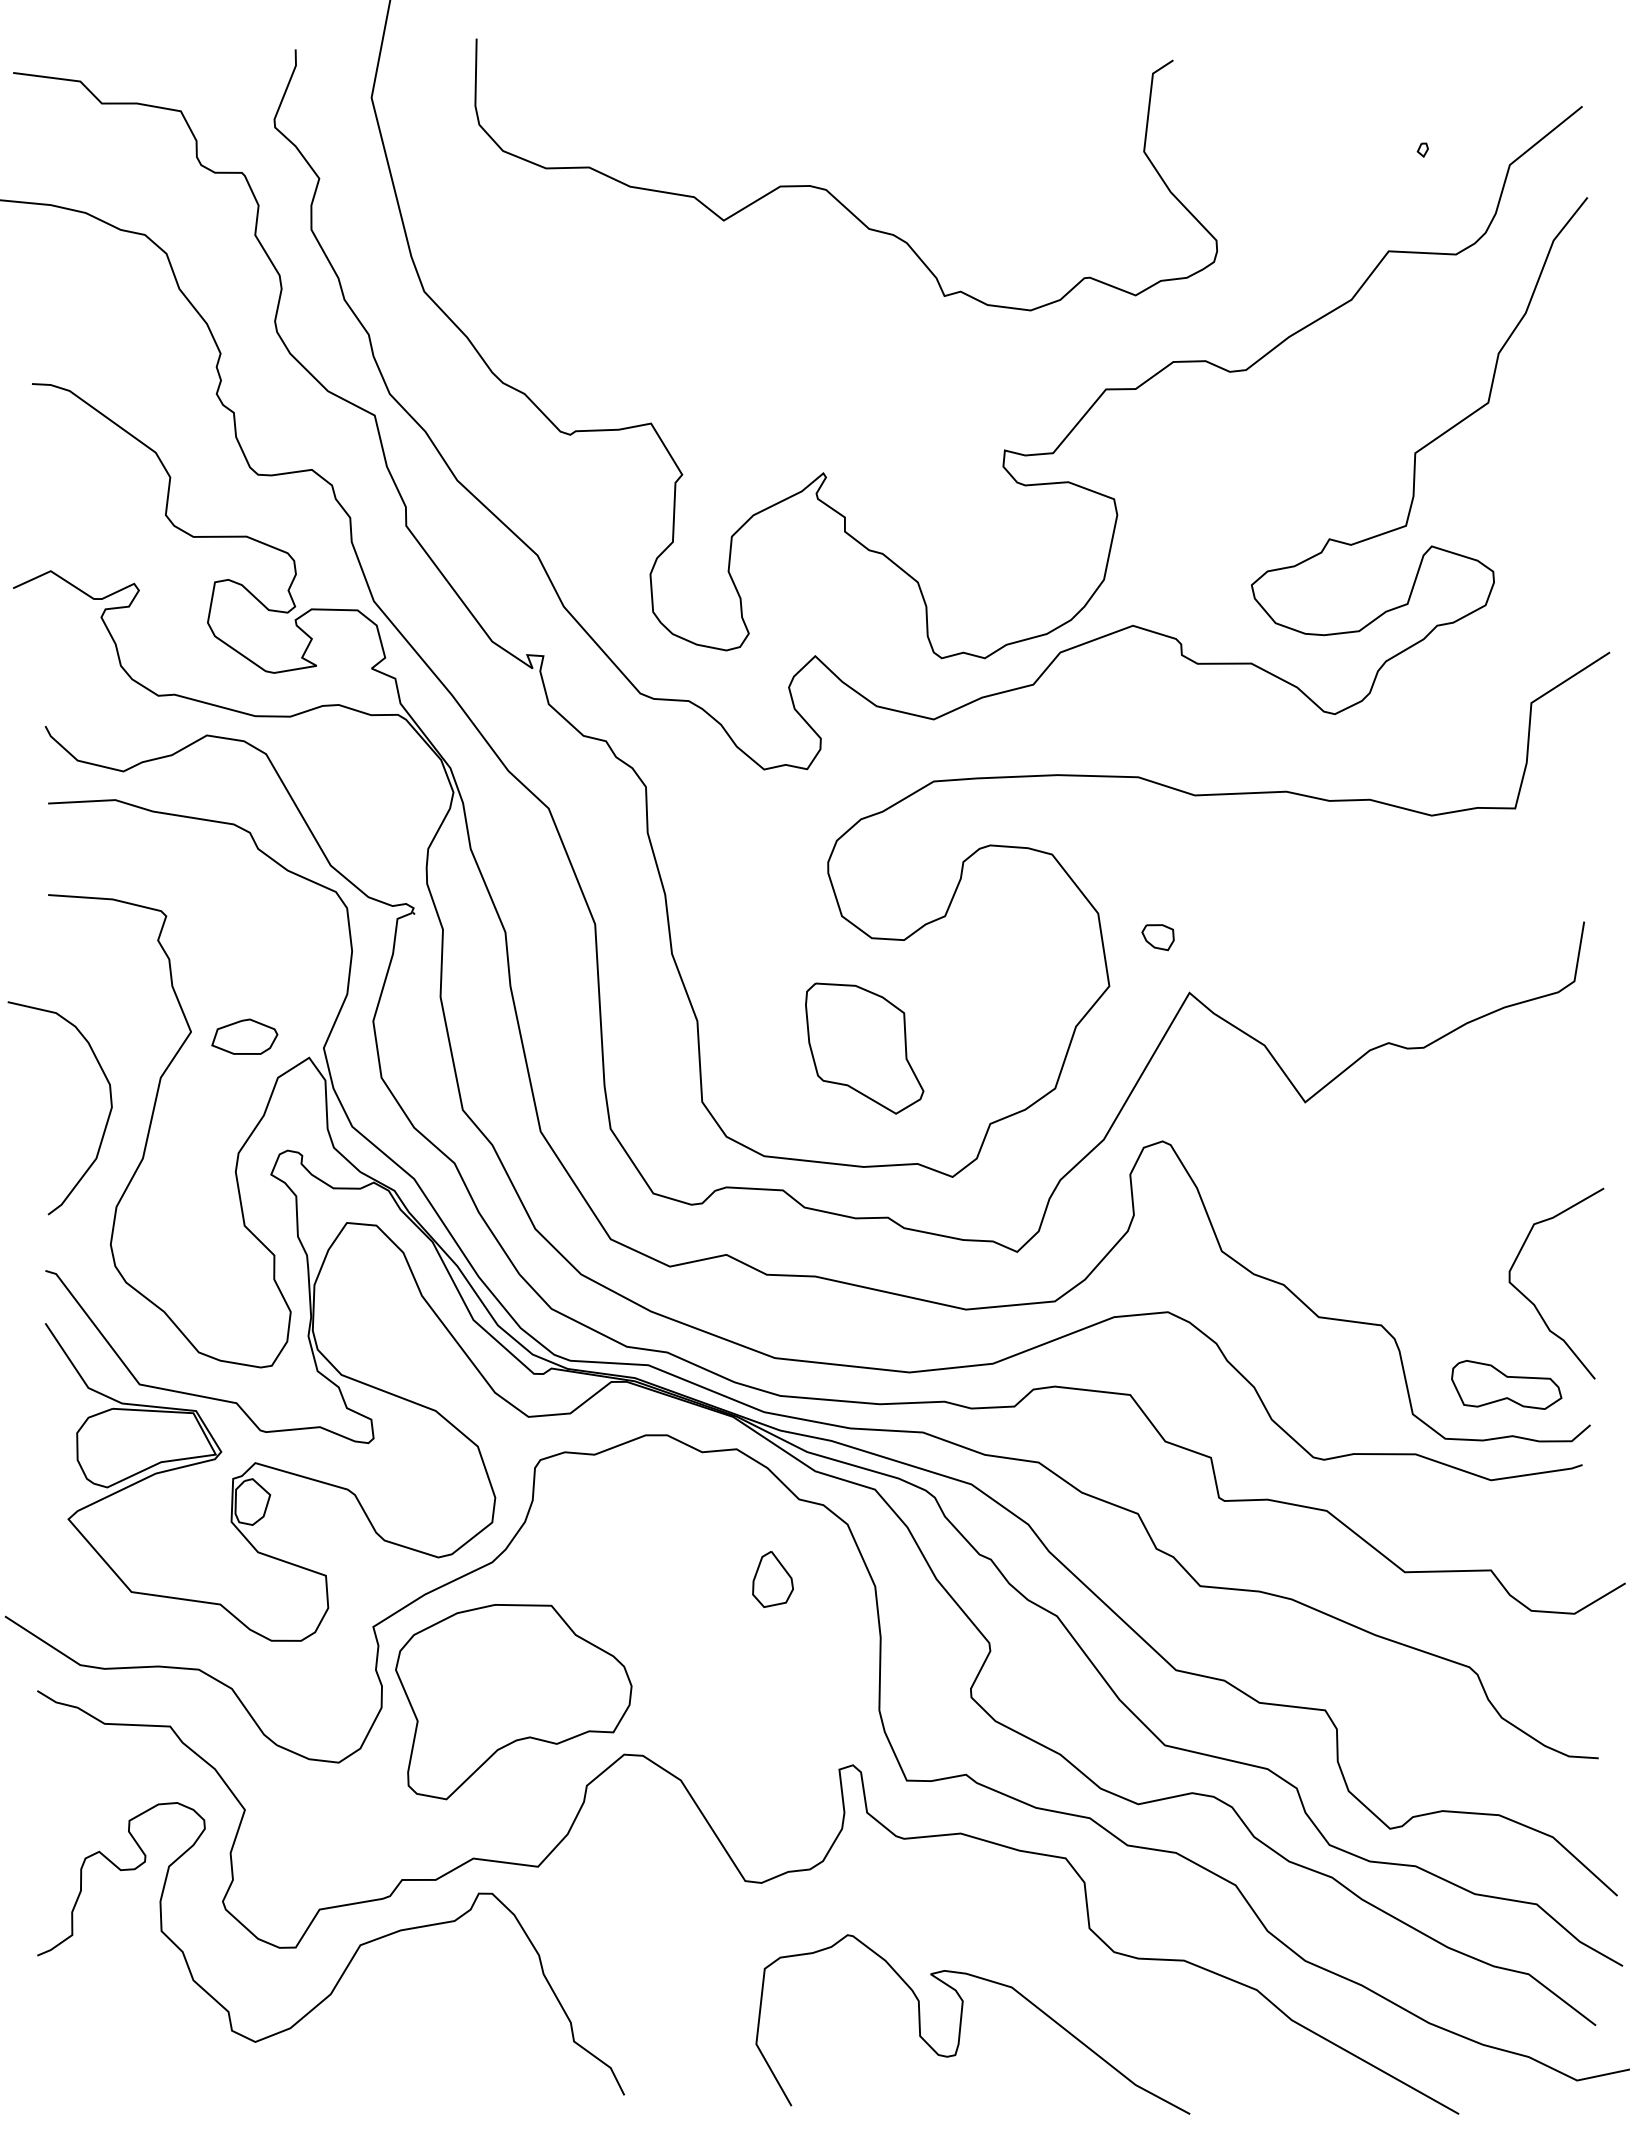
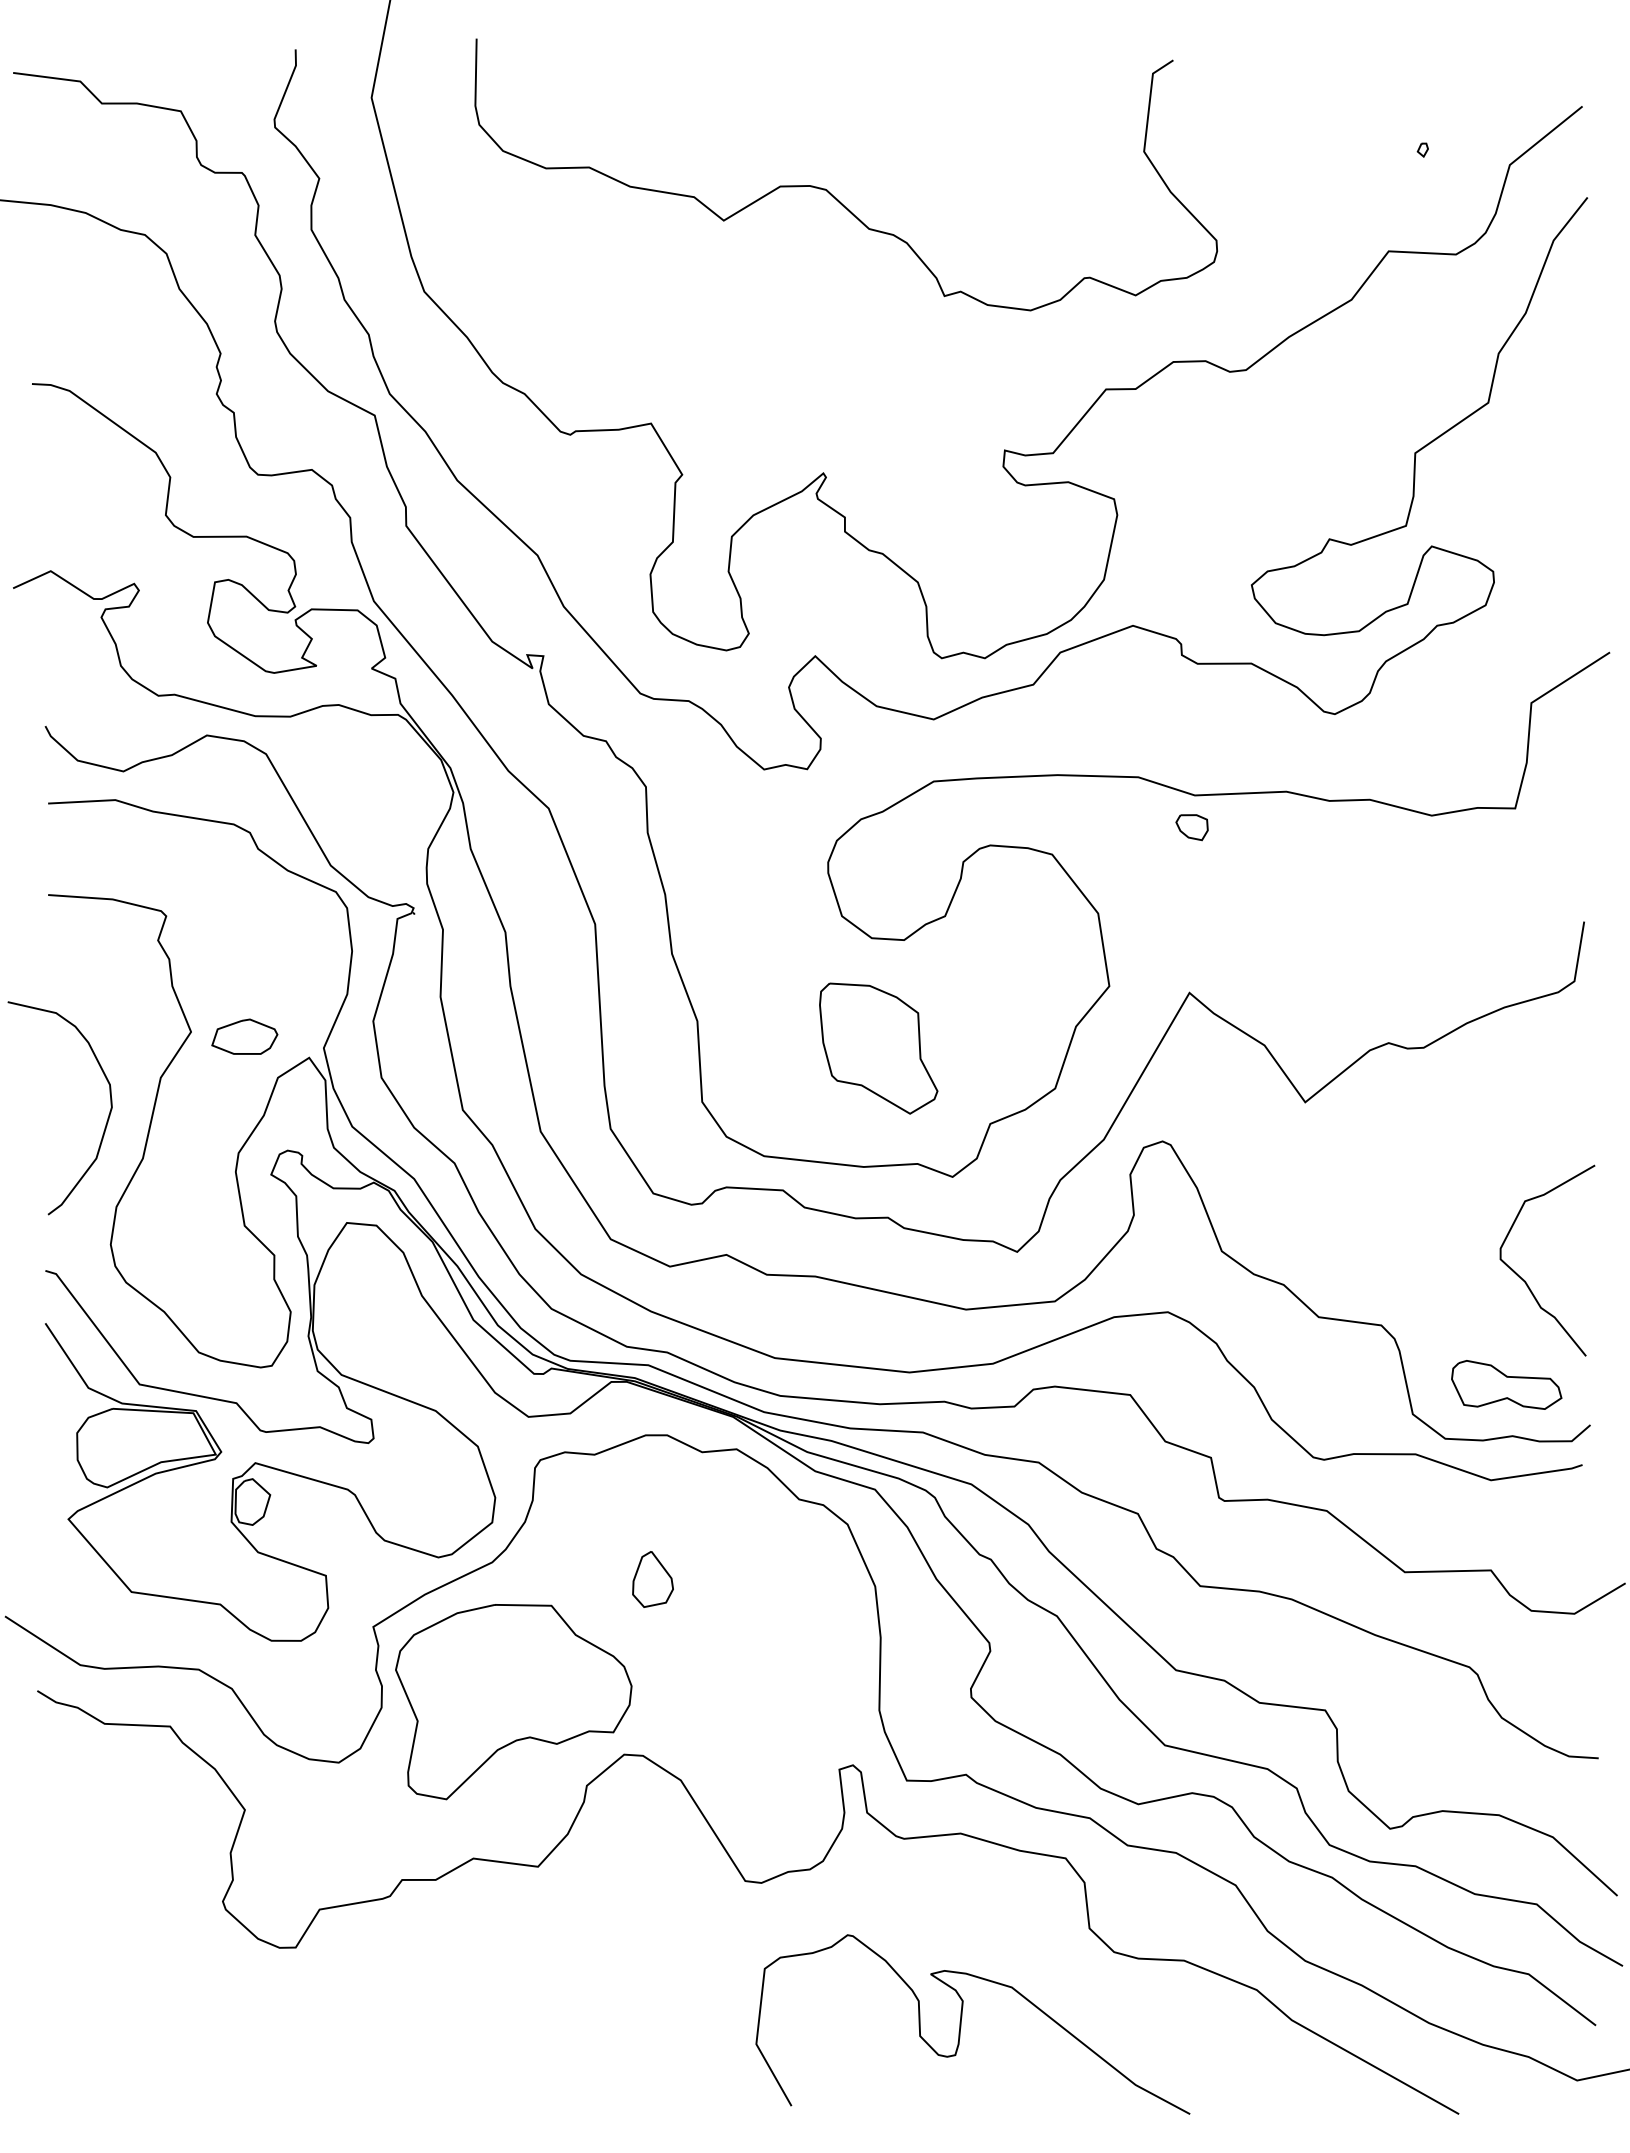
part position: (1157, 937) -> (1191, 827) (1191, 827)
part position: (864, 1048) -> (878, 1048) (878, 1048)
curve position: (1534, 1303) -> (1525, 1280) (1525, 1280)
part position: (772, 1579) -> (652, 1579) (652, 1579)
curve: present -> none (348, 1962)
